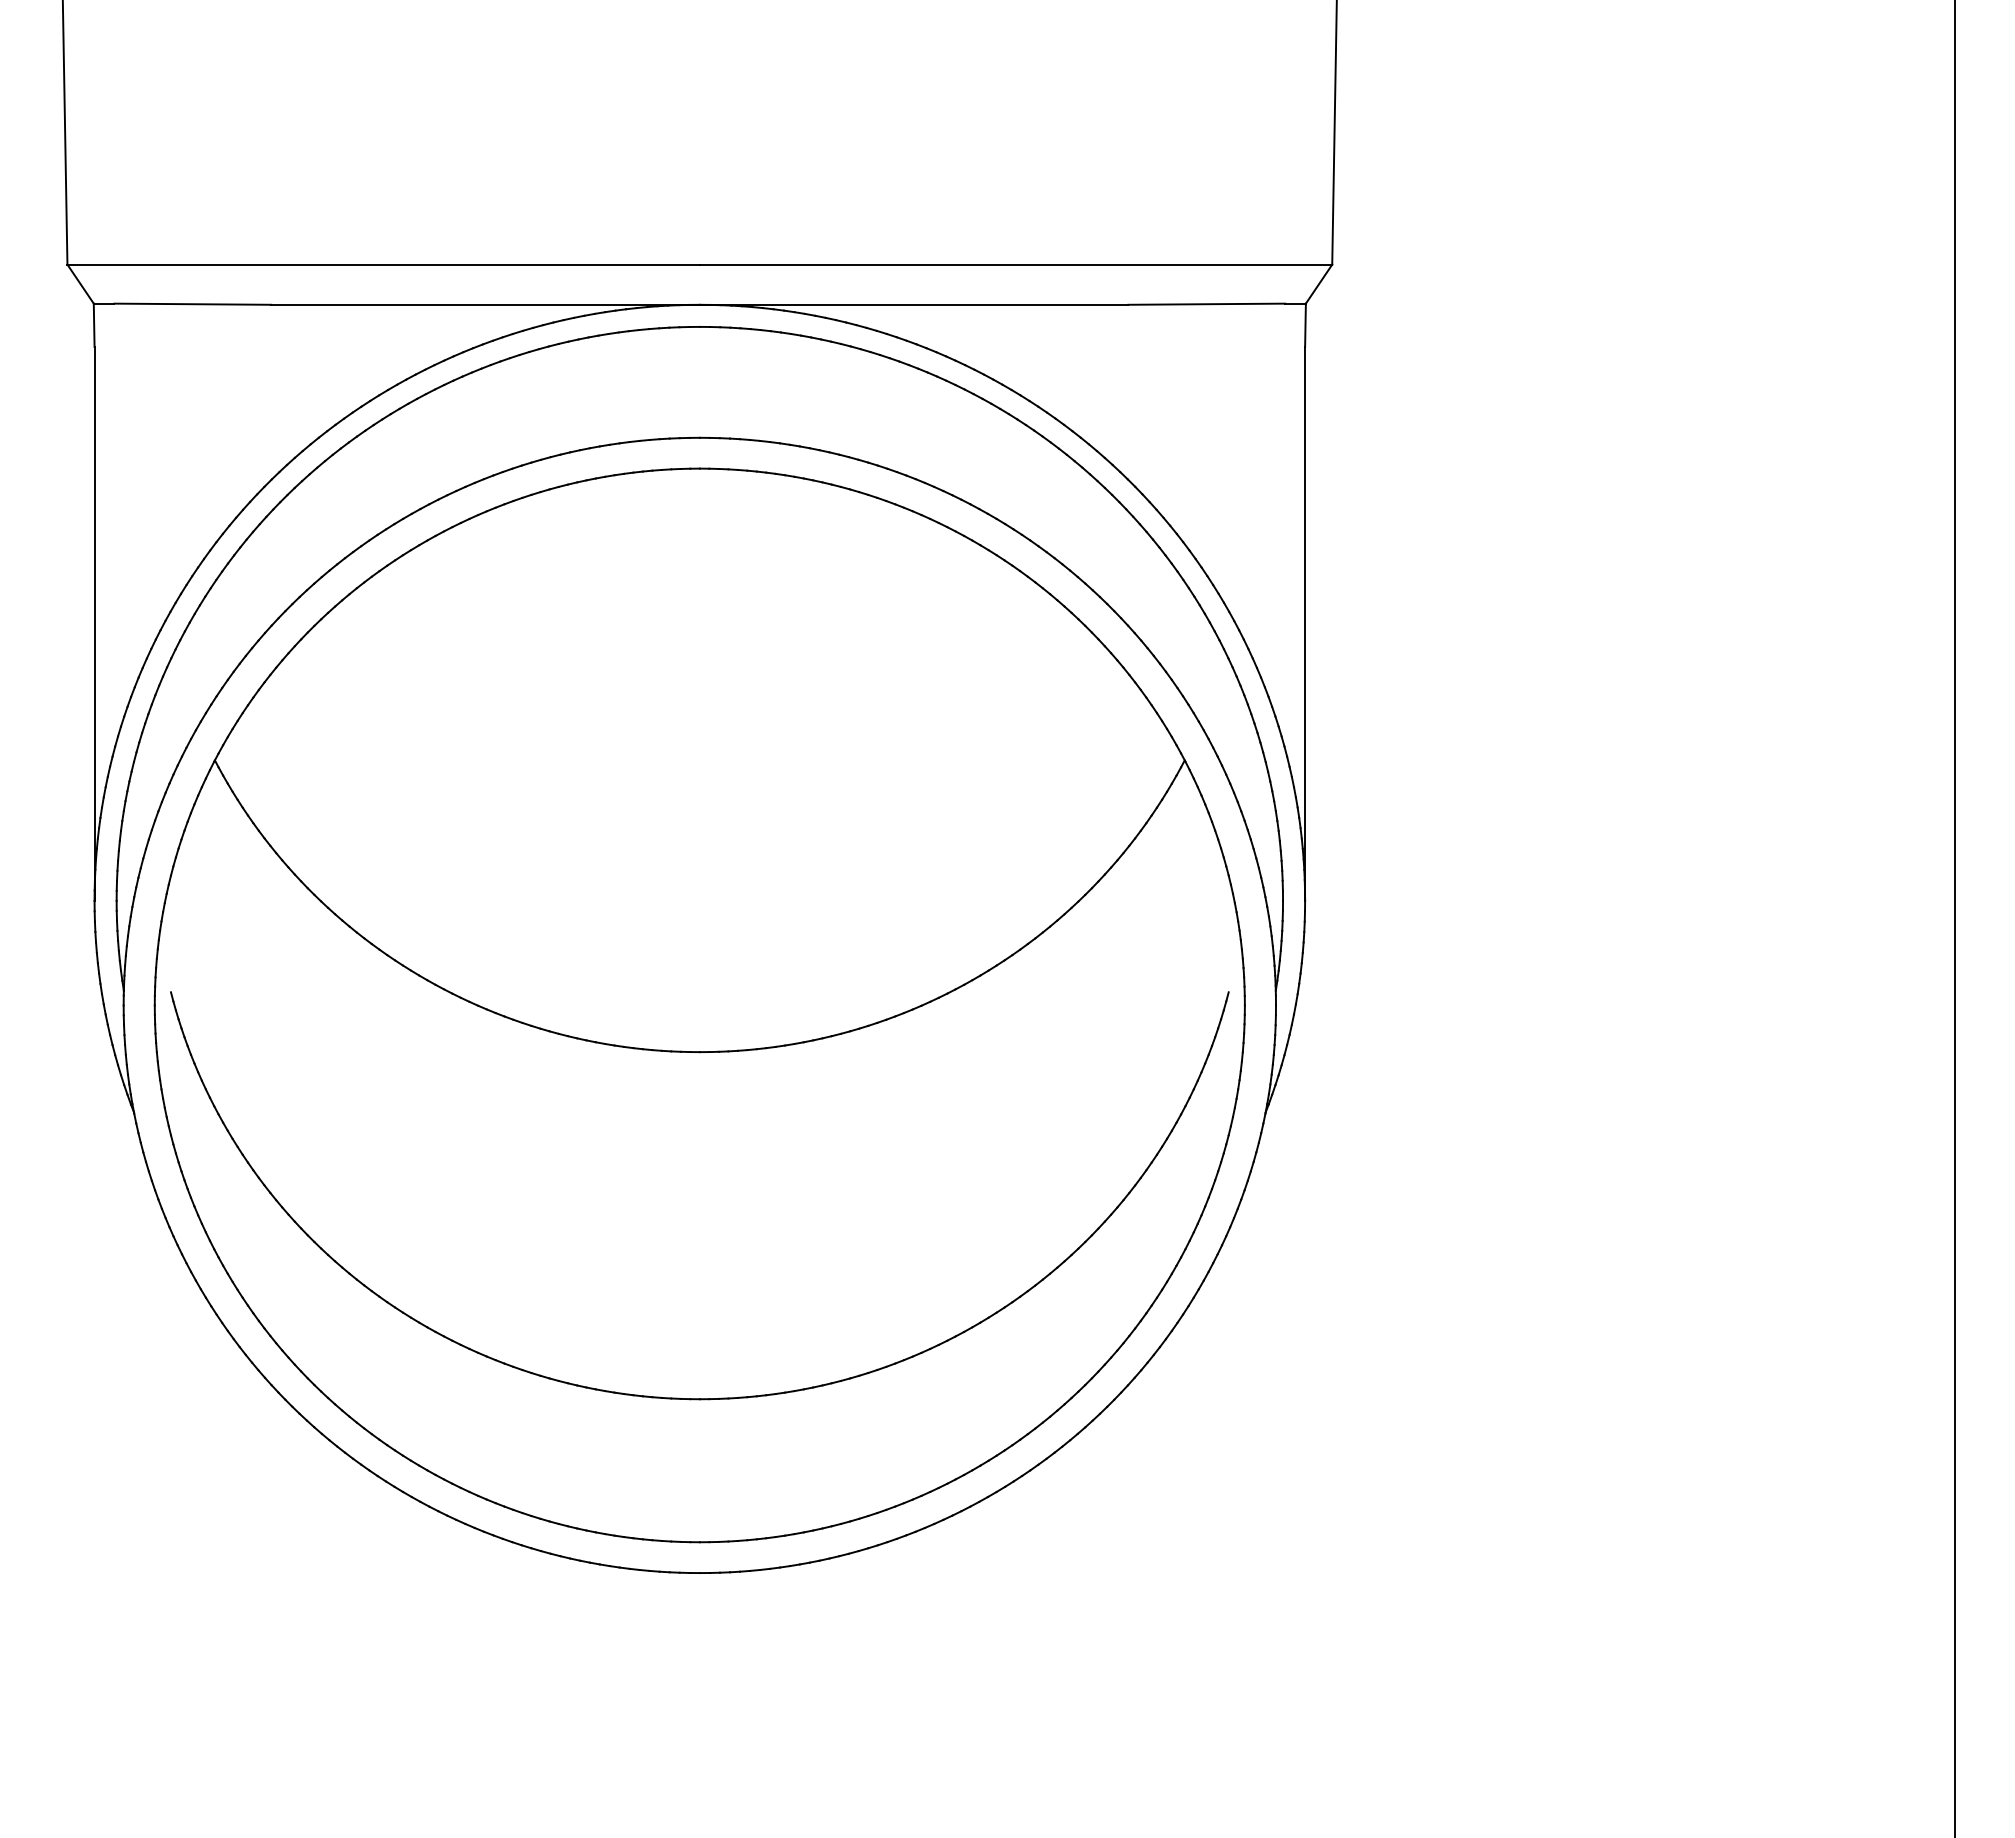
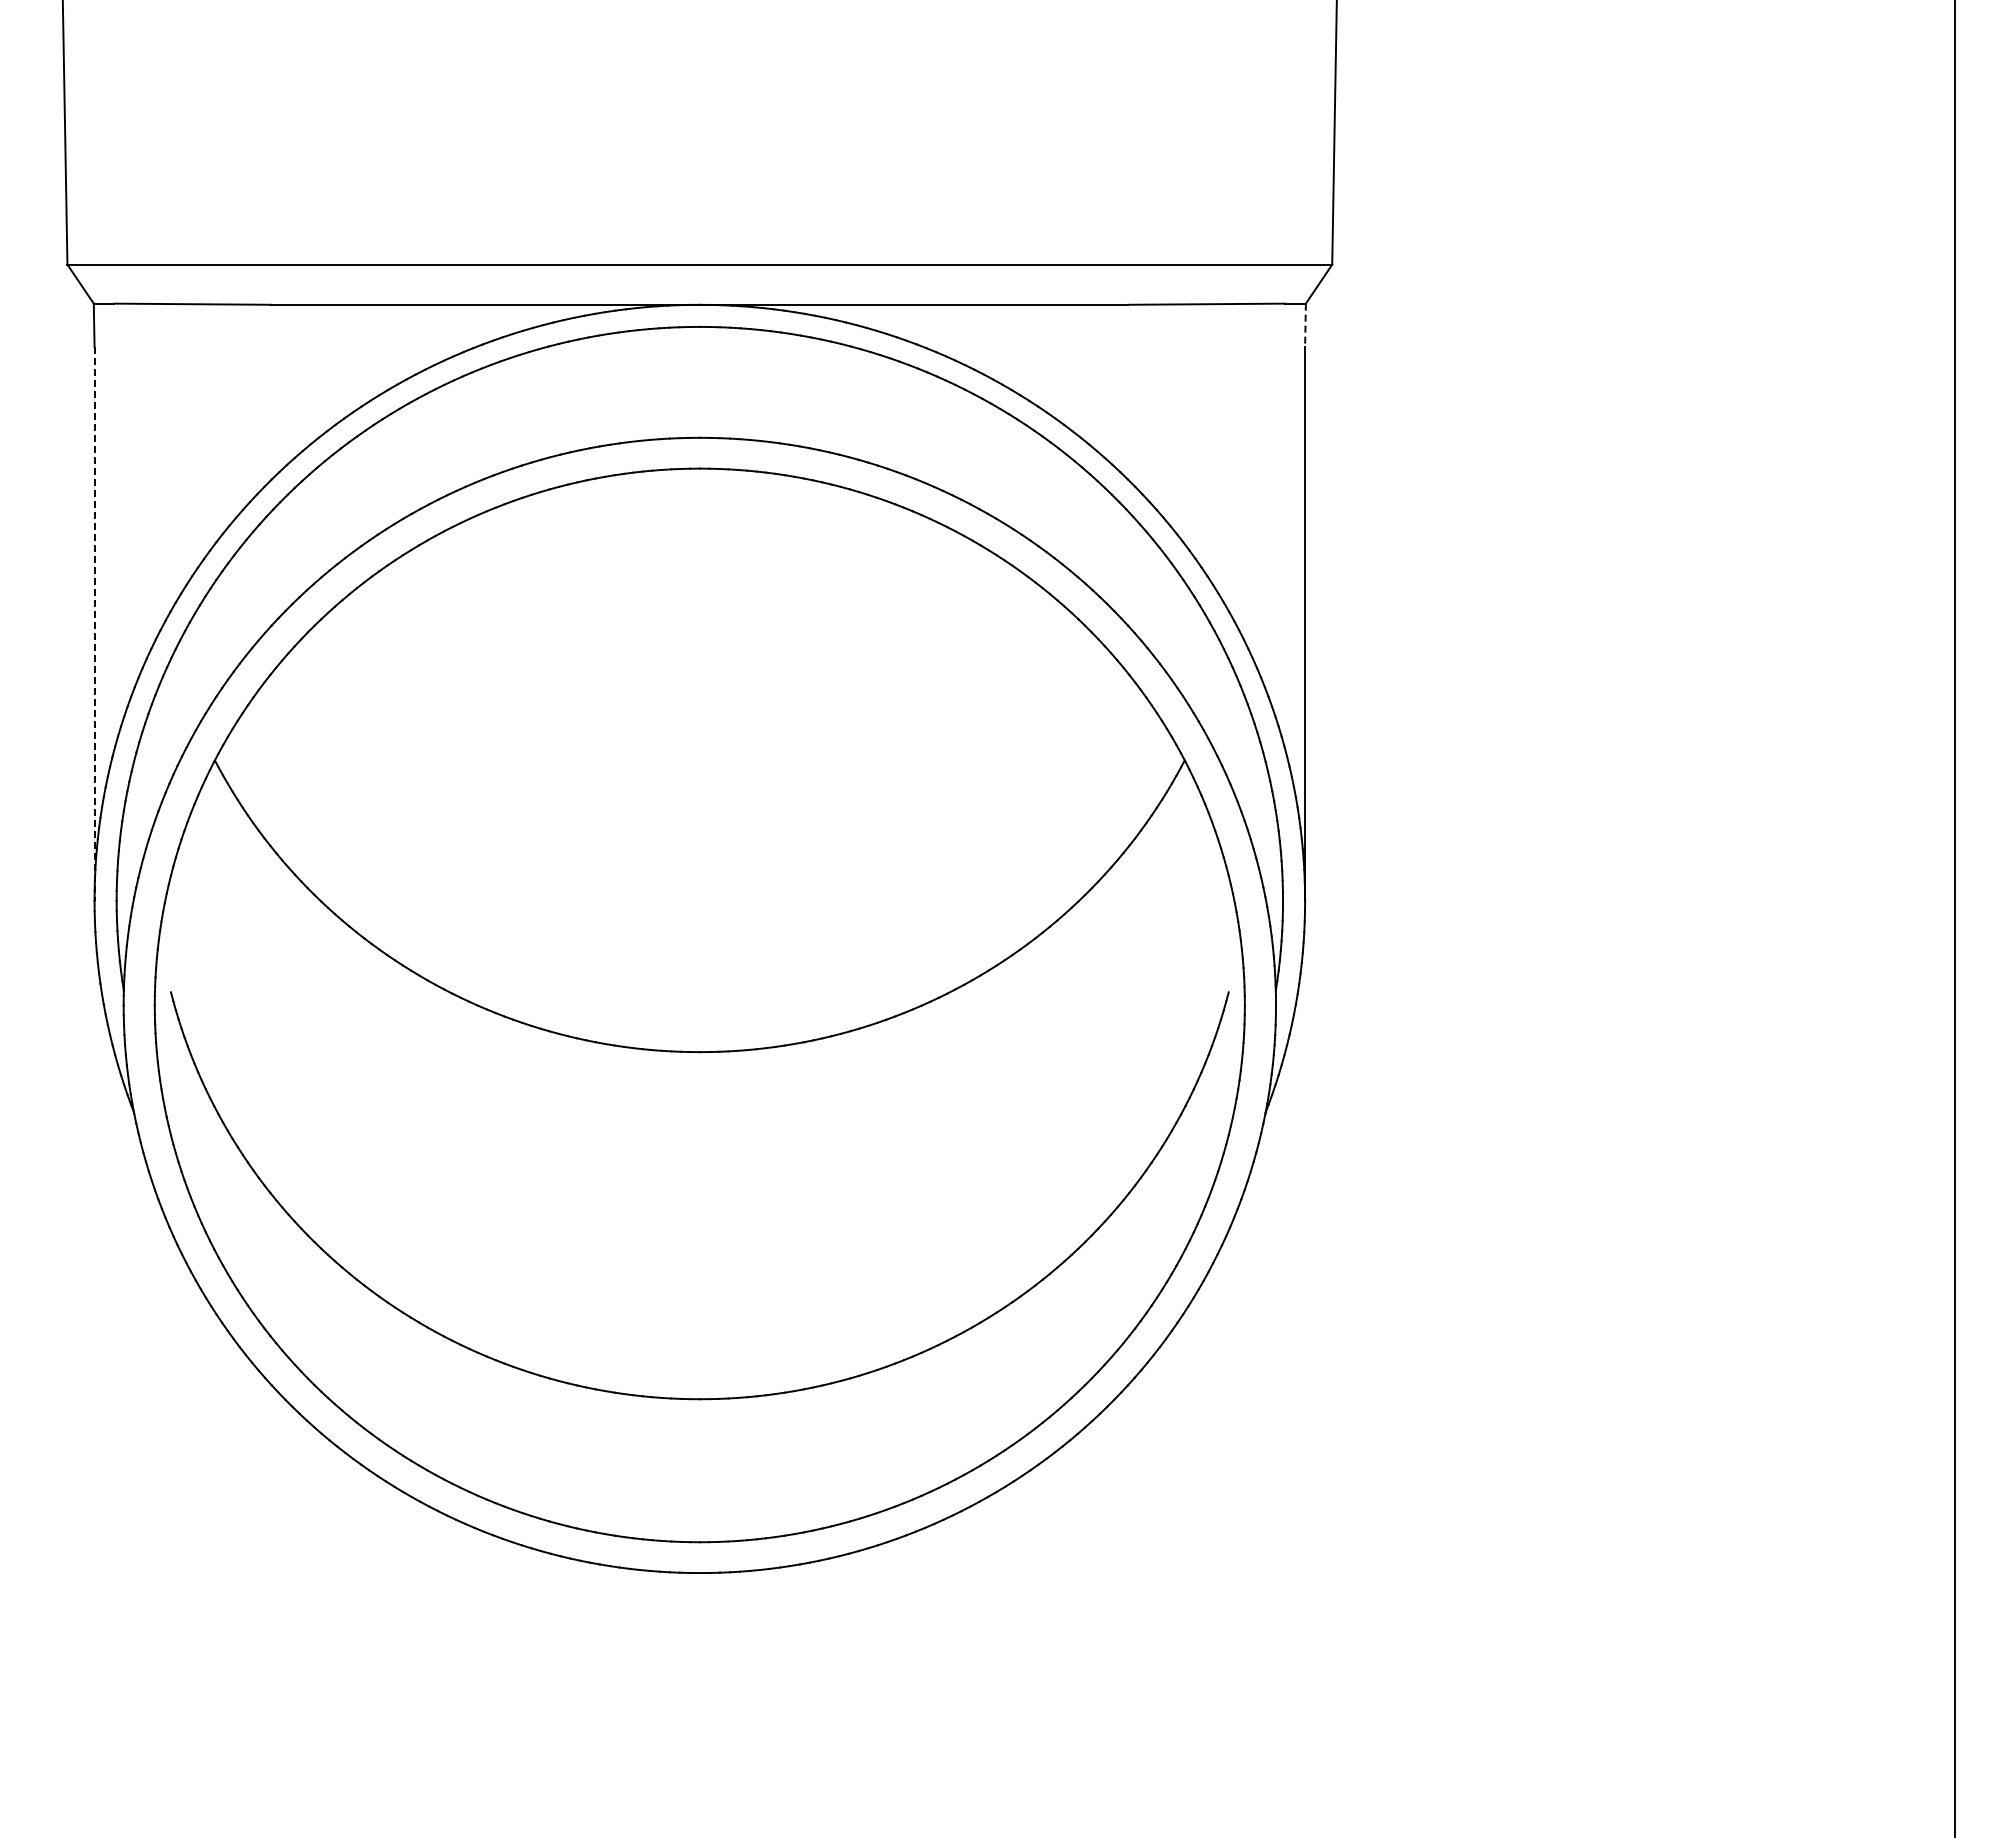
line: solid -> dashed (1305, 325)
line: solid -> dashed (94, 623)
